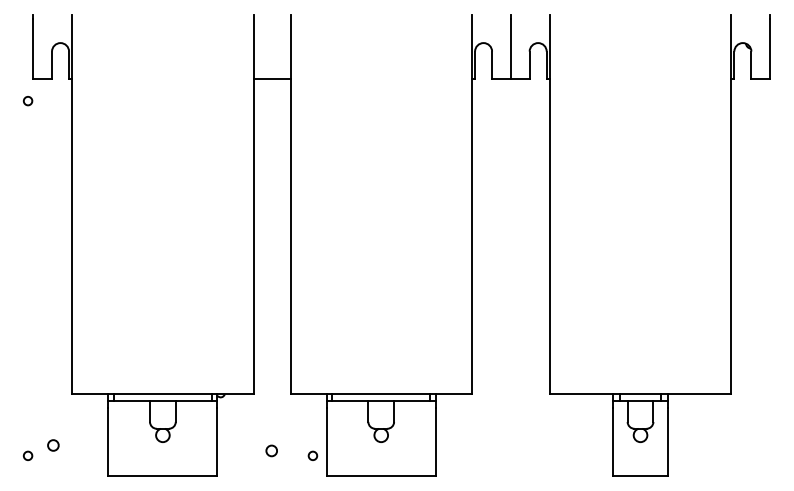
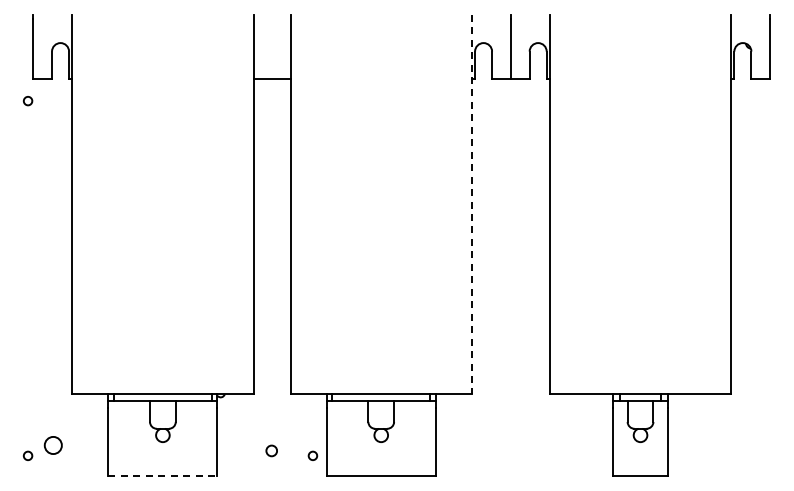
line: solid -> dashed (471, 204)
circle size: 13x13 px -> 20x19 px (52, 445)
line: solid -> dashed (162, 476)
